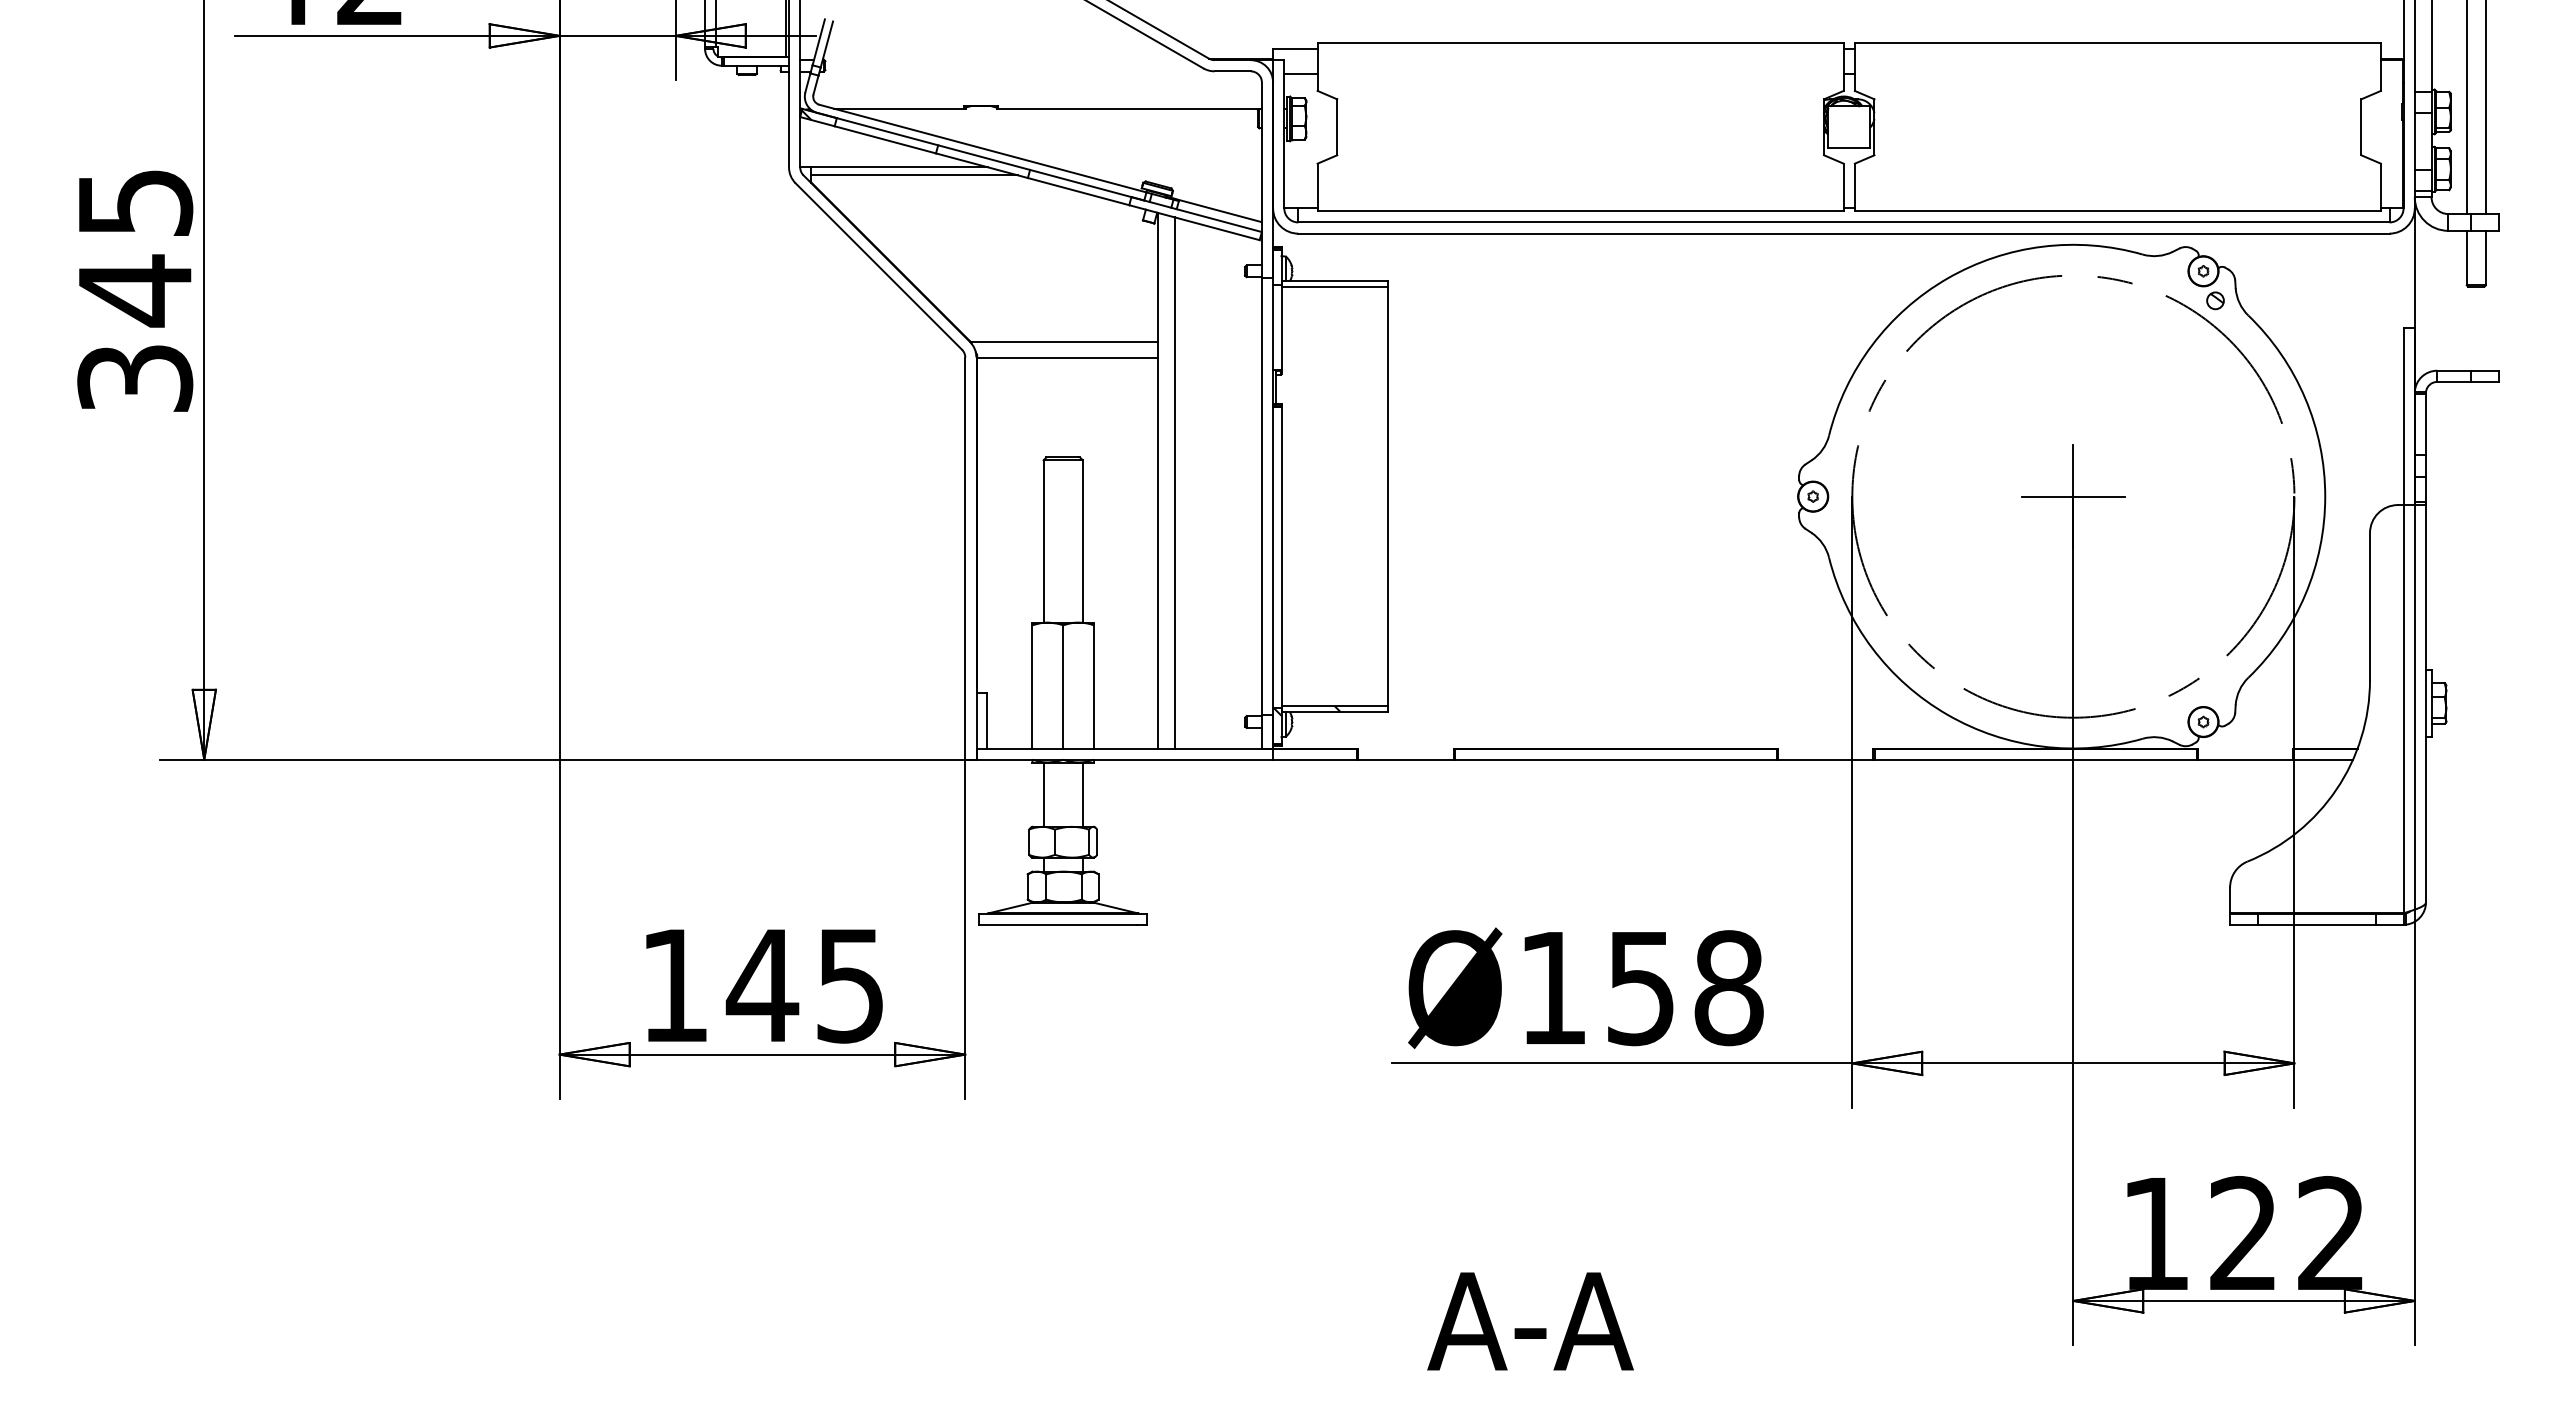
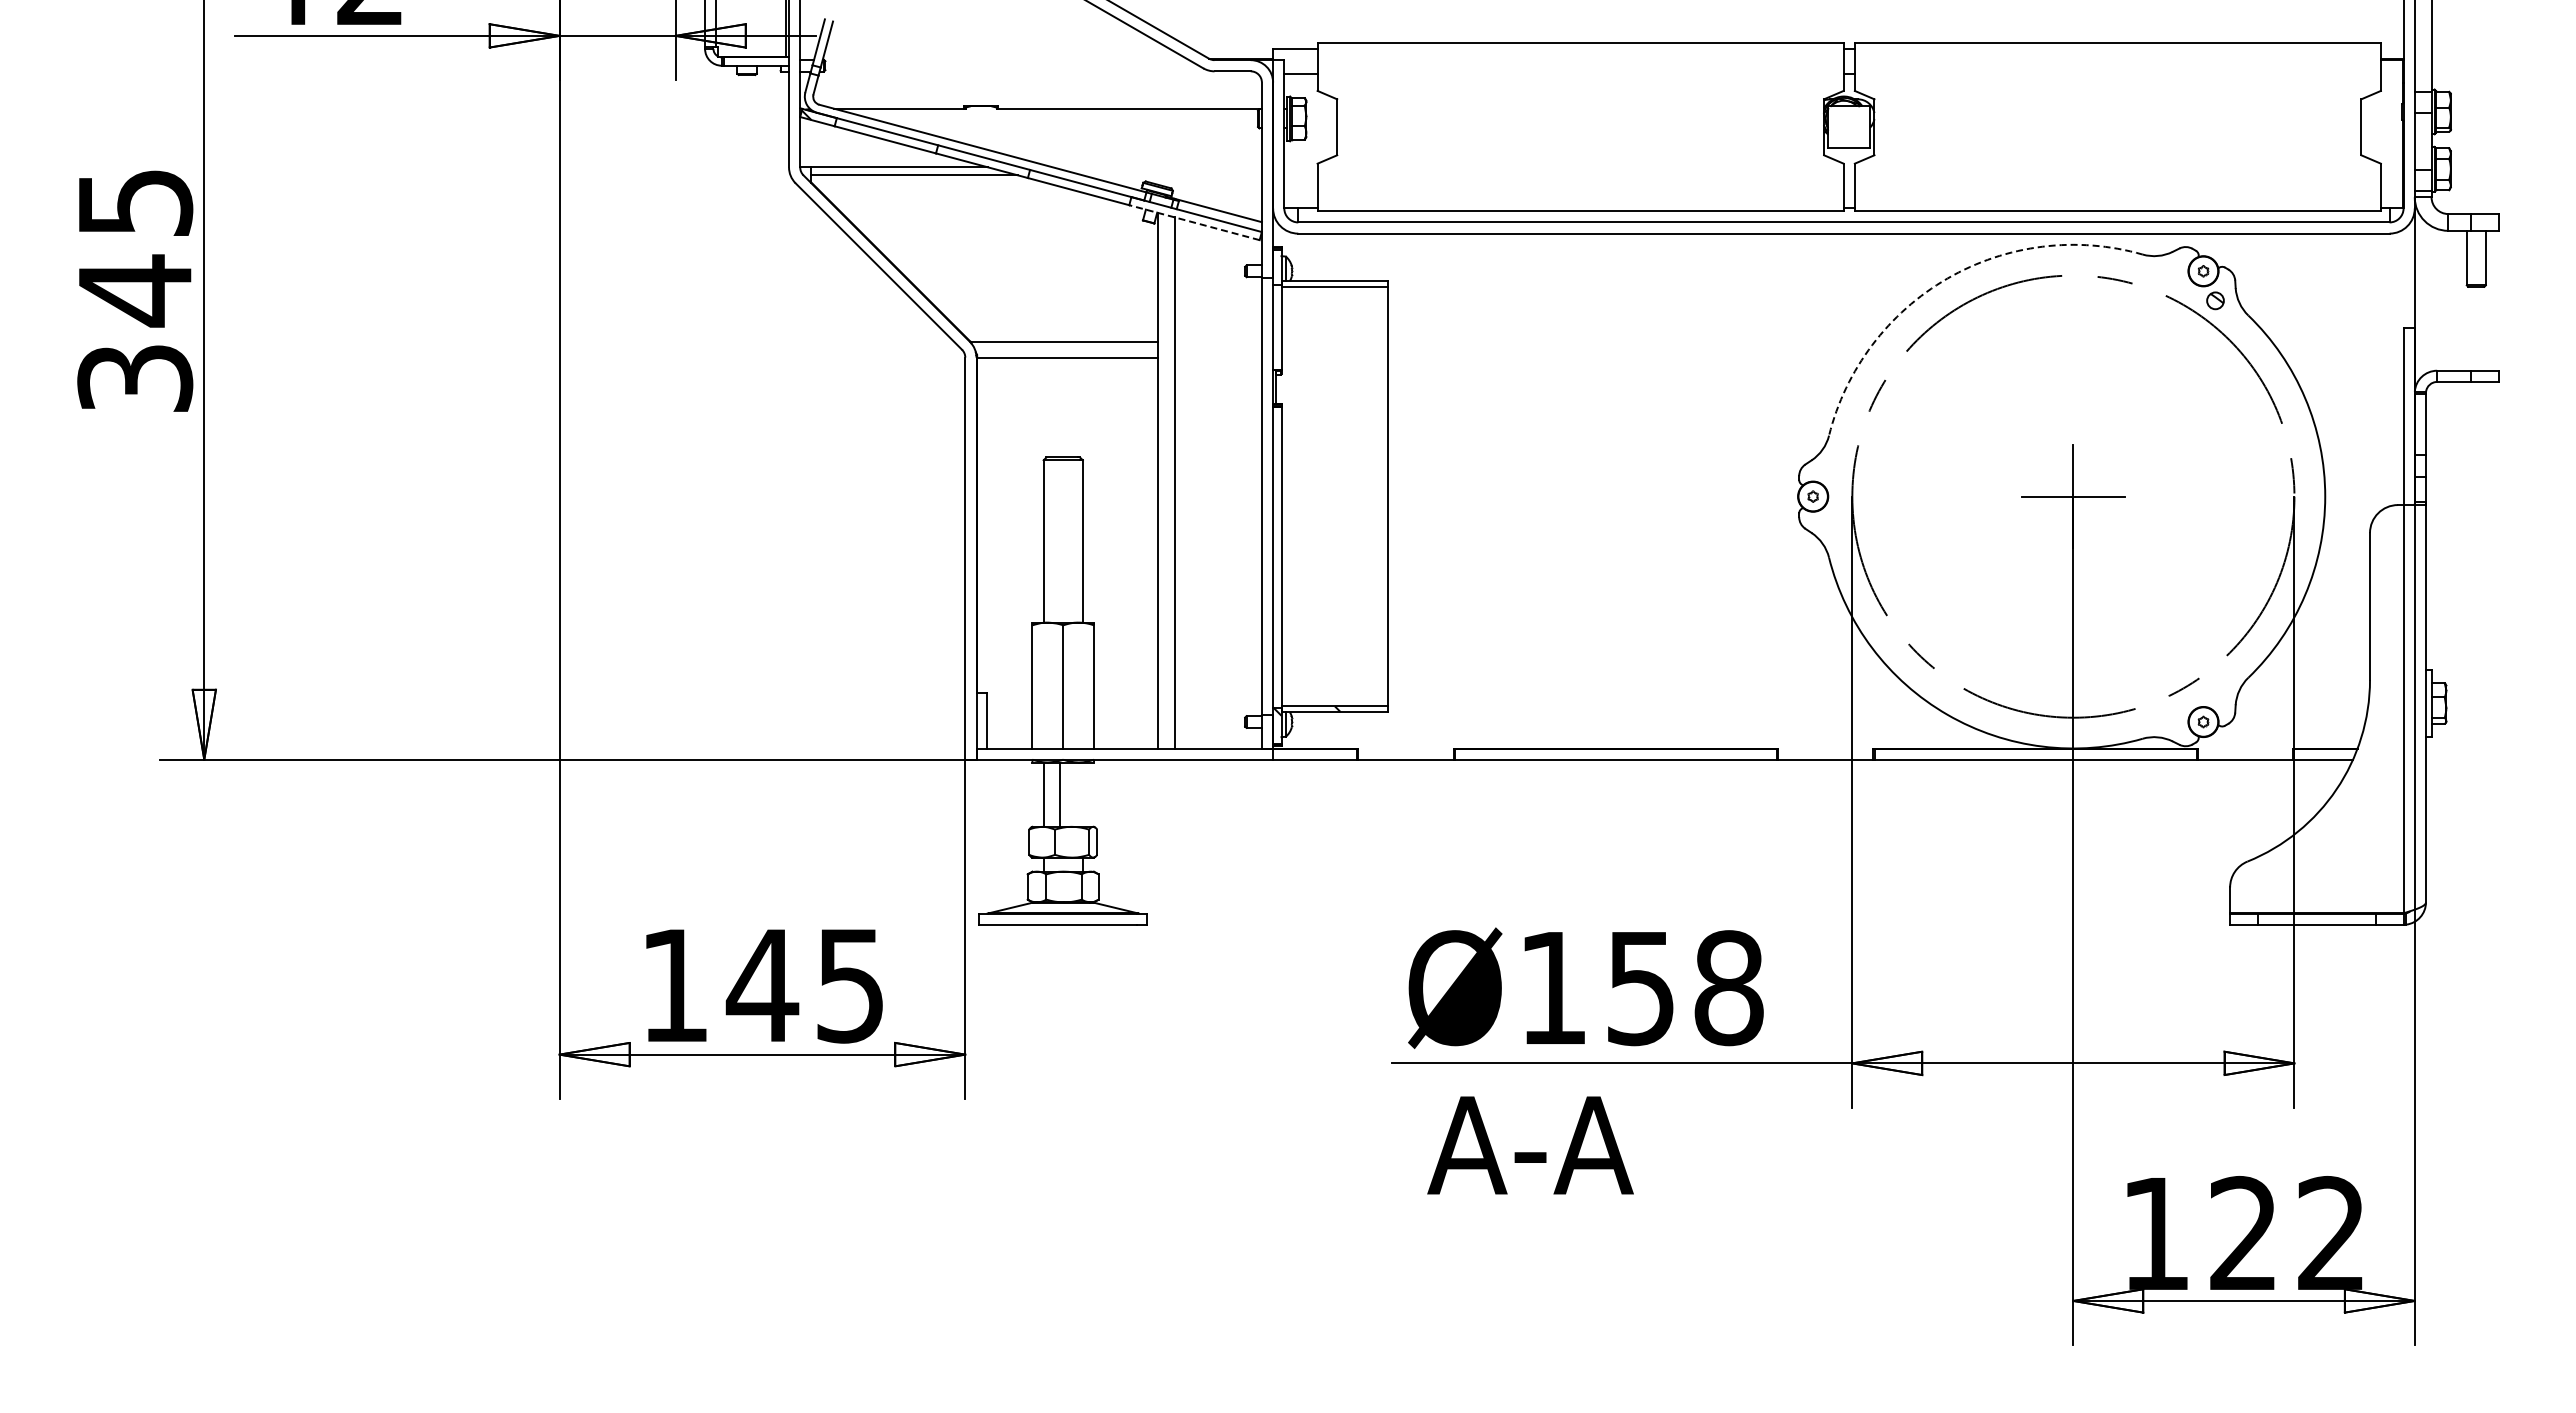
line: present -> none (2466, 108)
line: present -> none (2485, 108)
line: solid -> dashed (1194, 222)
arc: solid -> dashed (1947, 278)
line position: (1082, 794) -> (1059, 794) (1059, 794)
text position: (1530, 1321) -> (1530, 1145) (1530, 1145)
